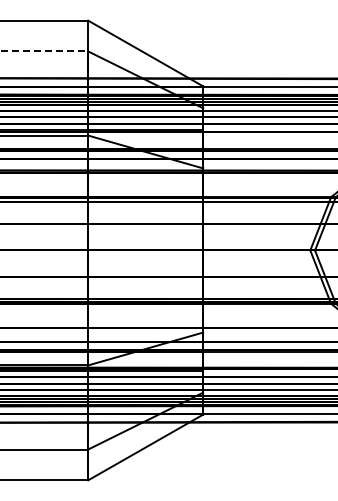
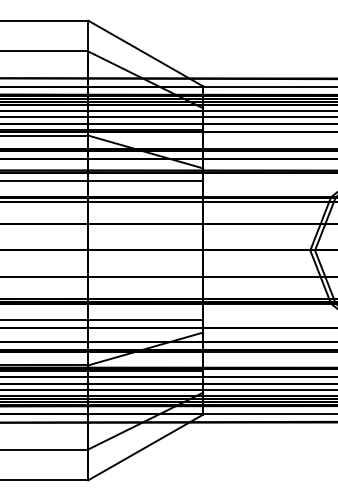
line: dashed -> solid (44, 51)
line: none -> present (102, 180)
line: none -> present (102, 320)
